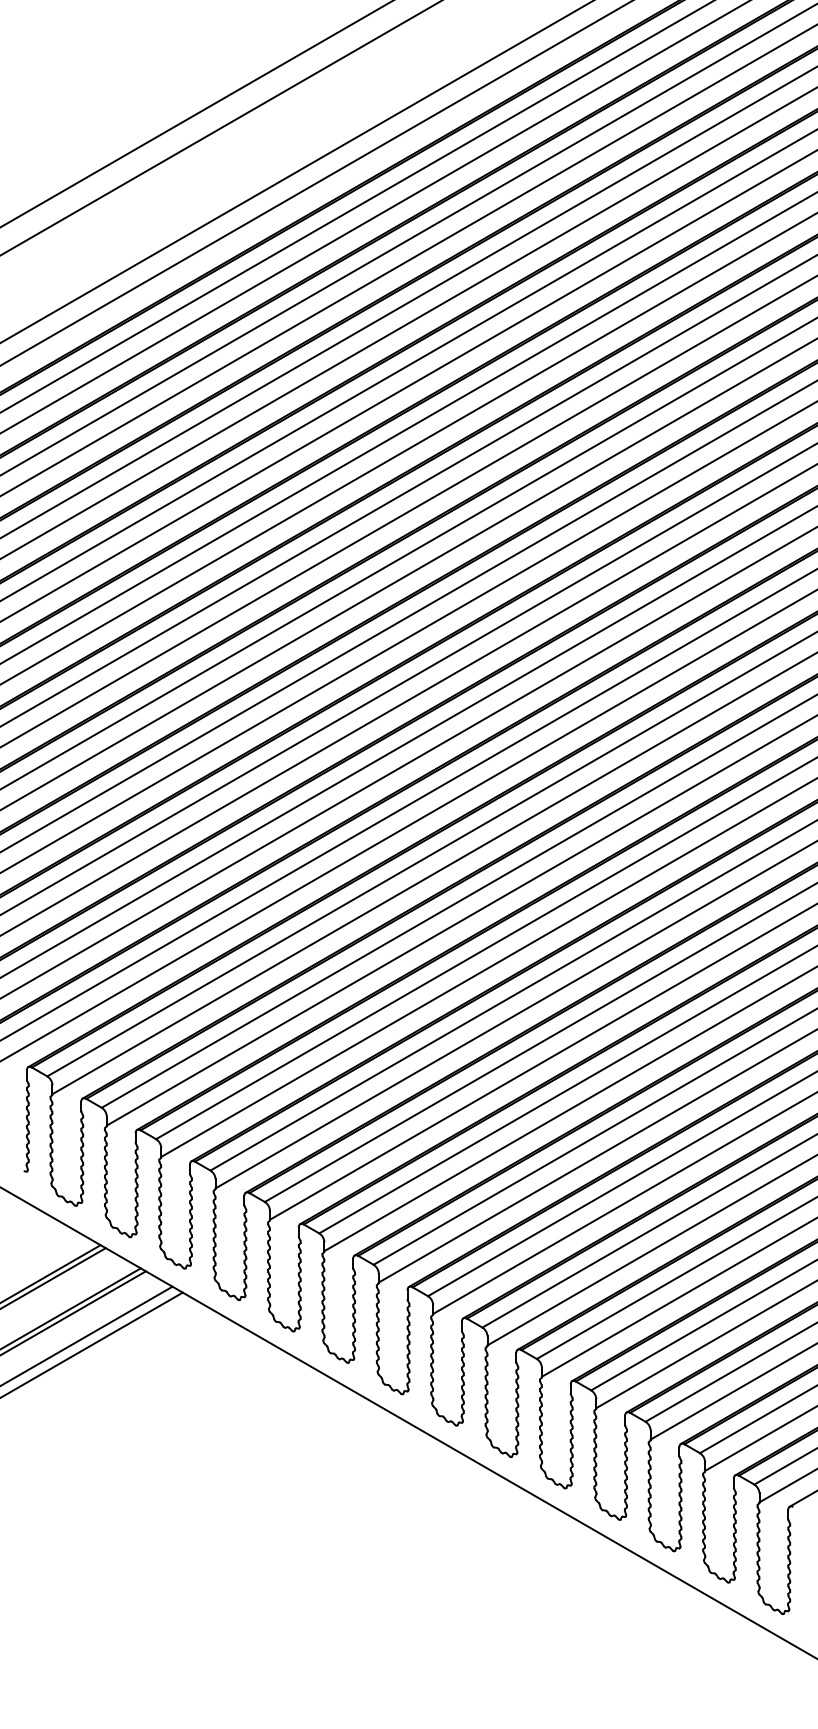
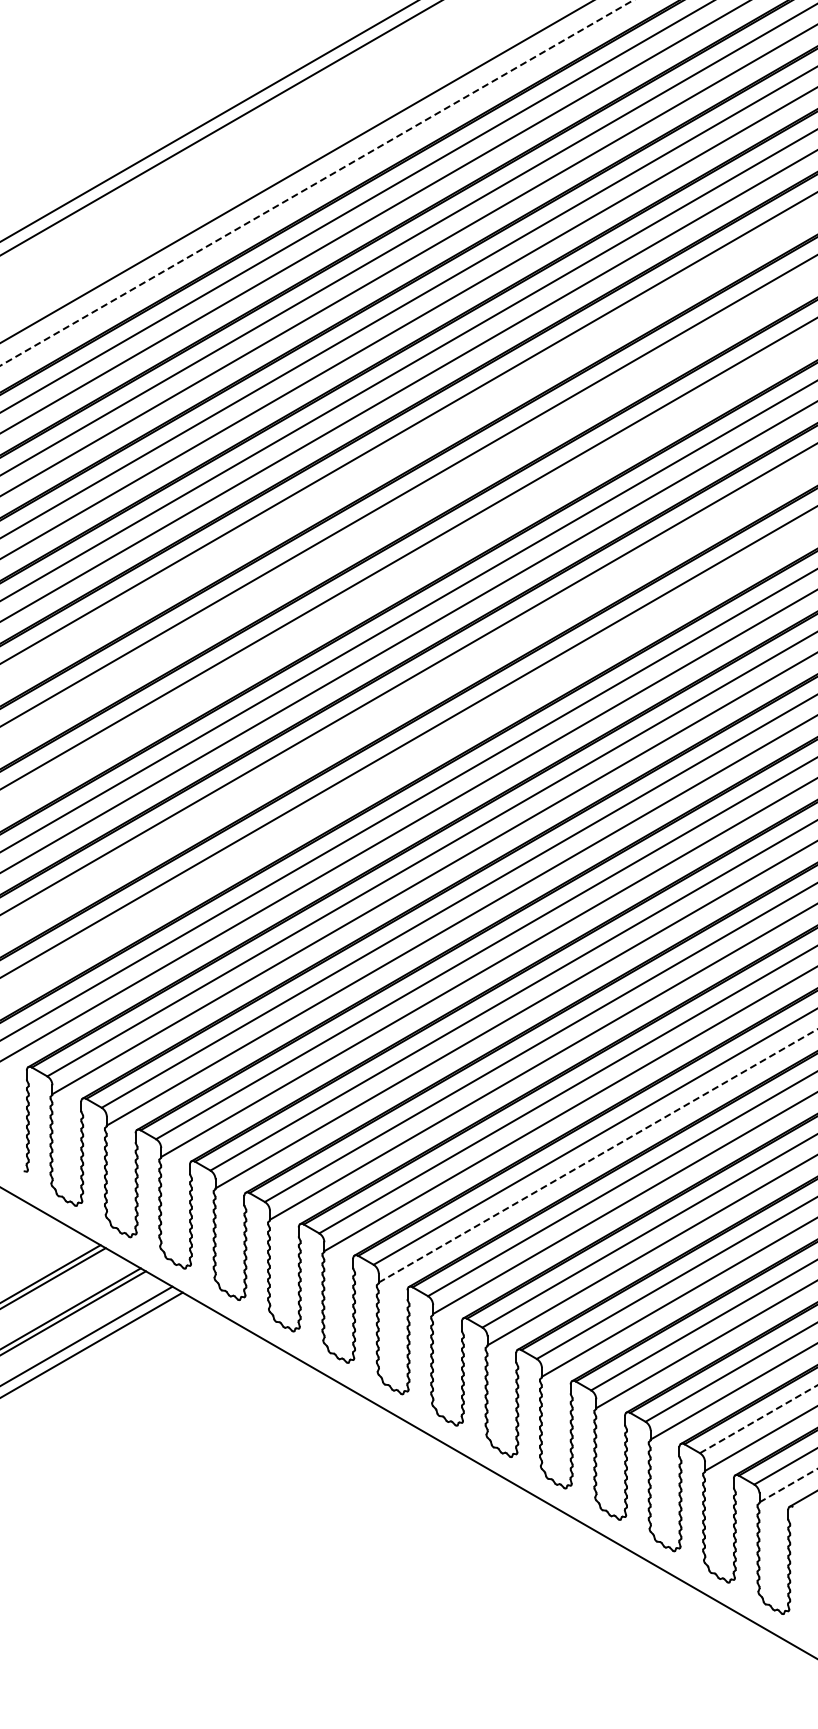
line position: (196, 114) -> (208, 121) (208, 121)
line: solid -> dashed (317, 182)
line: present -> none (408, 448)
line: present -> none (408, 511)
line: present -> none (408, 574)
line: present -> none (408, 699)
line: present -> none (408, 762)
line: solid -> dashed (598, 1155)
line: solid -> dashed (758, 1419)
line: solid -> dashed (788, 1485)
